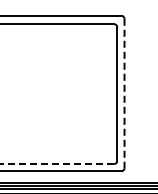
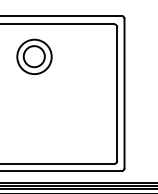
part: none -> present (34, 56)
line: dashed -> solid (124, 93)
line: dashed -> solid (57, 163)
